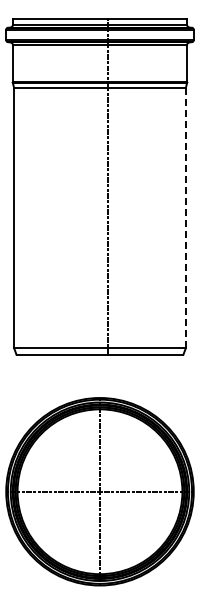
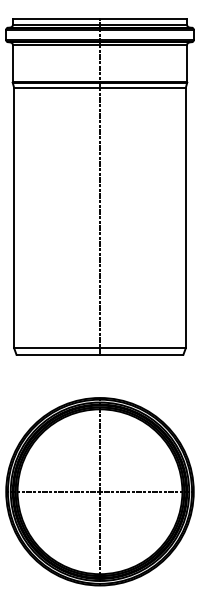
line position: (108, 186) -> (100, 186) (100, 186)
line: dashed -> solid (185, 217)
